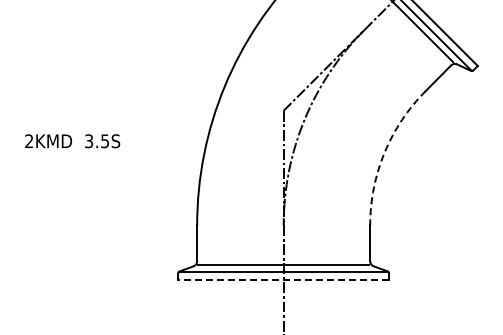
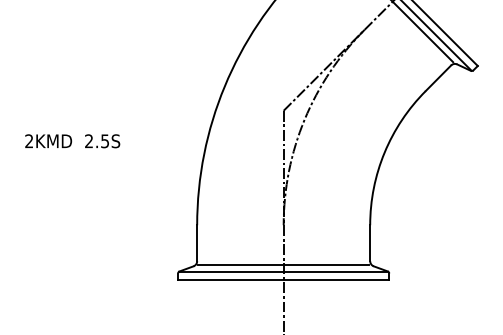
text: 3.5S -> 2.5S (89, 141)
arc: dashed -> solid (384, 152)
line: dashed -> solid (283, 279)
